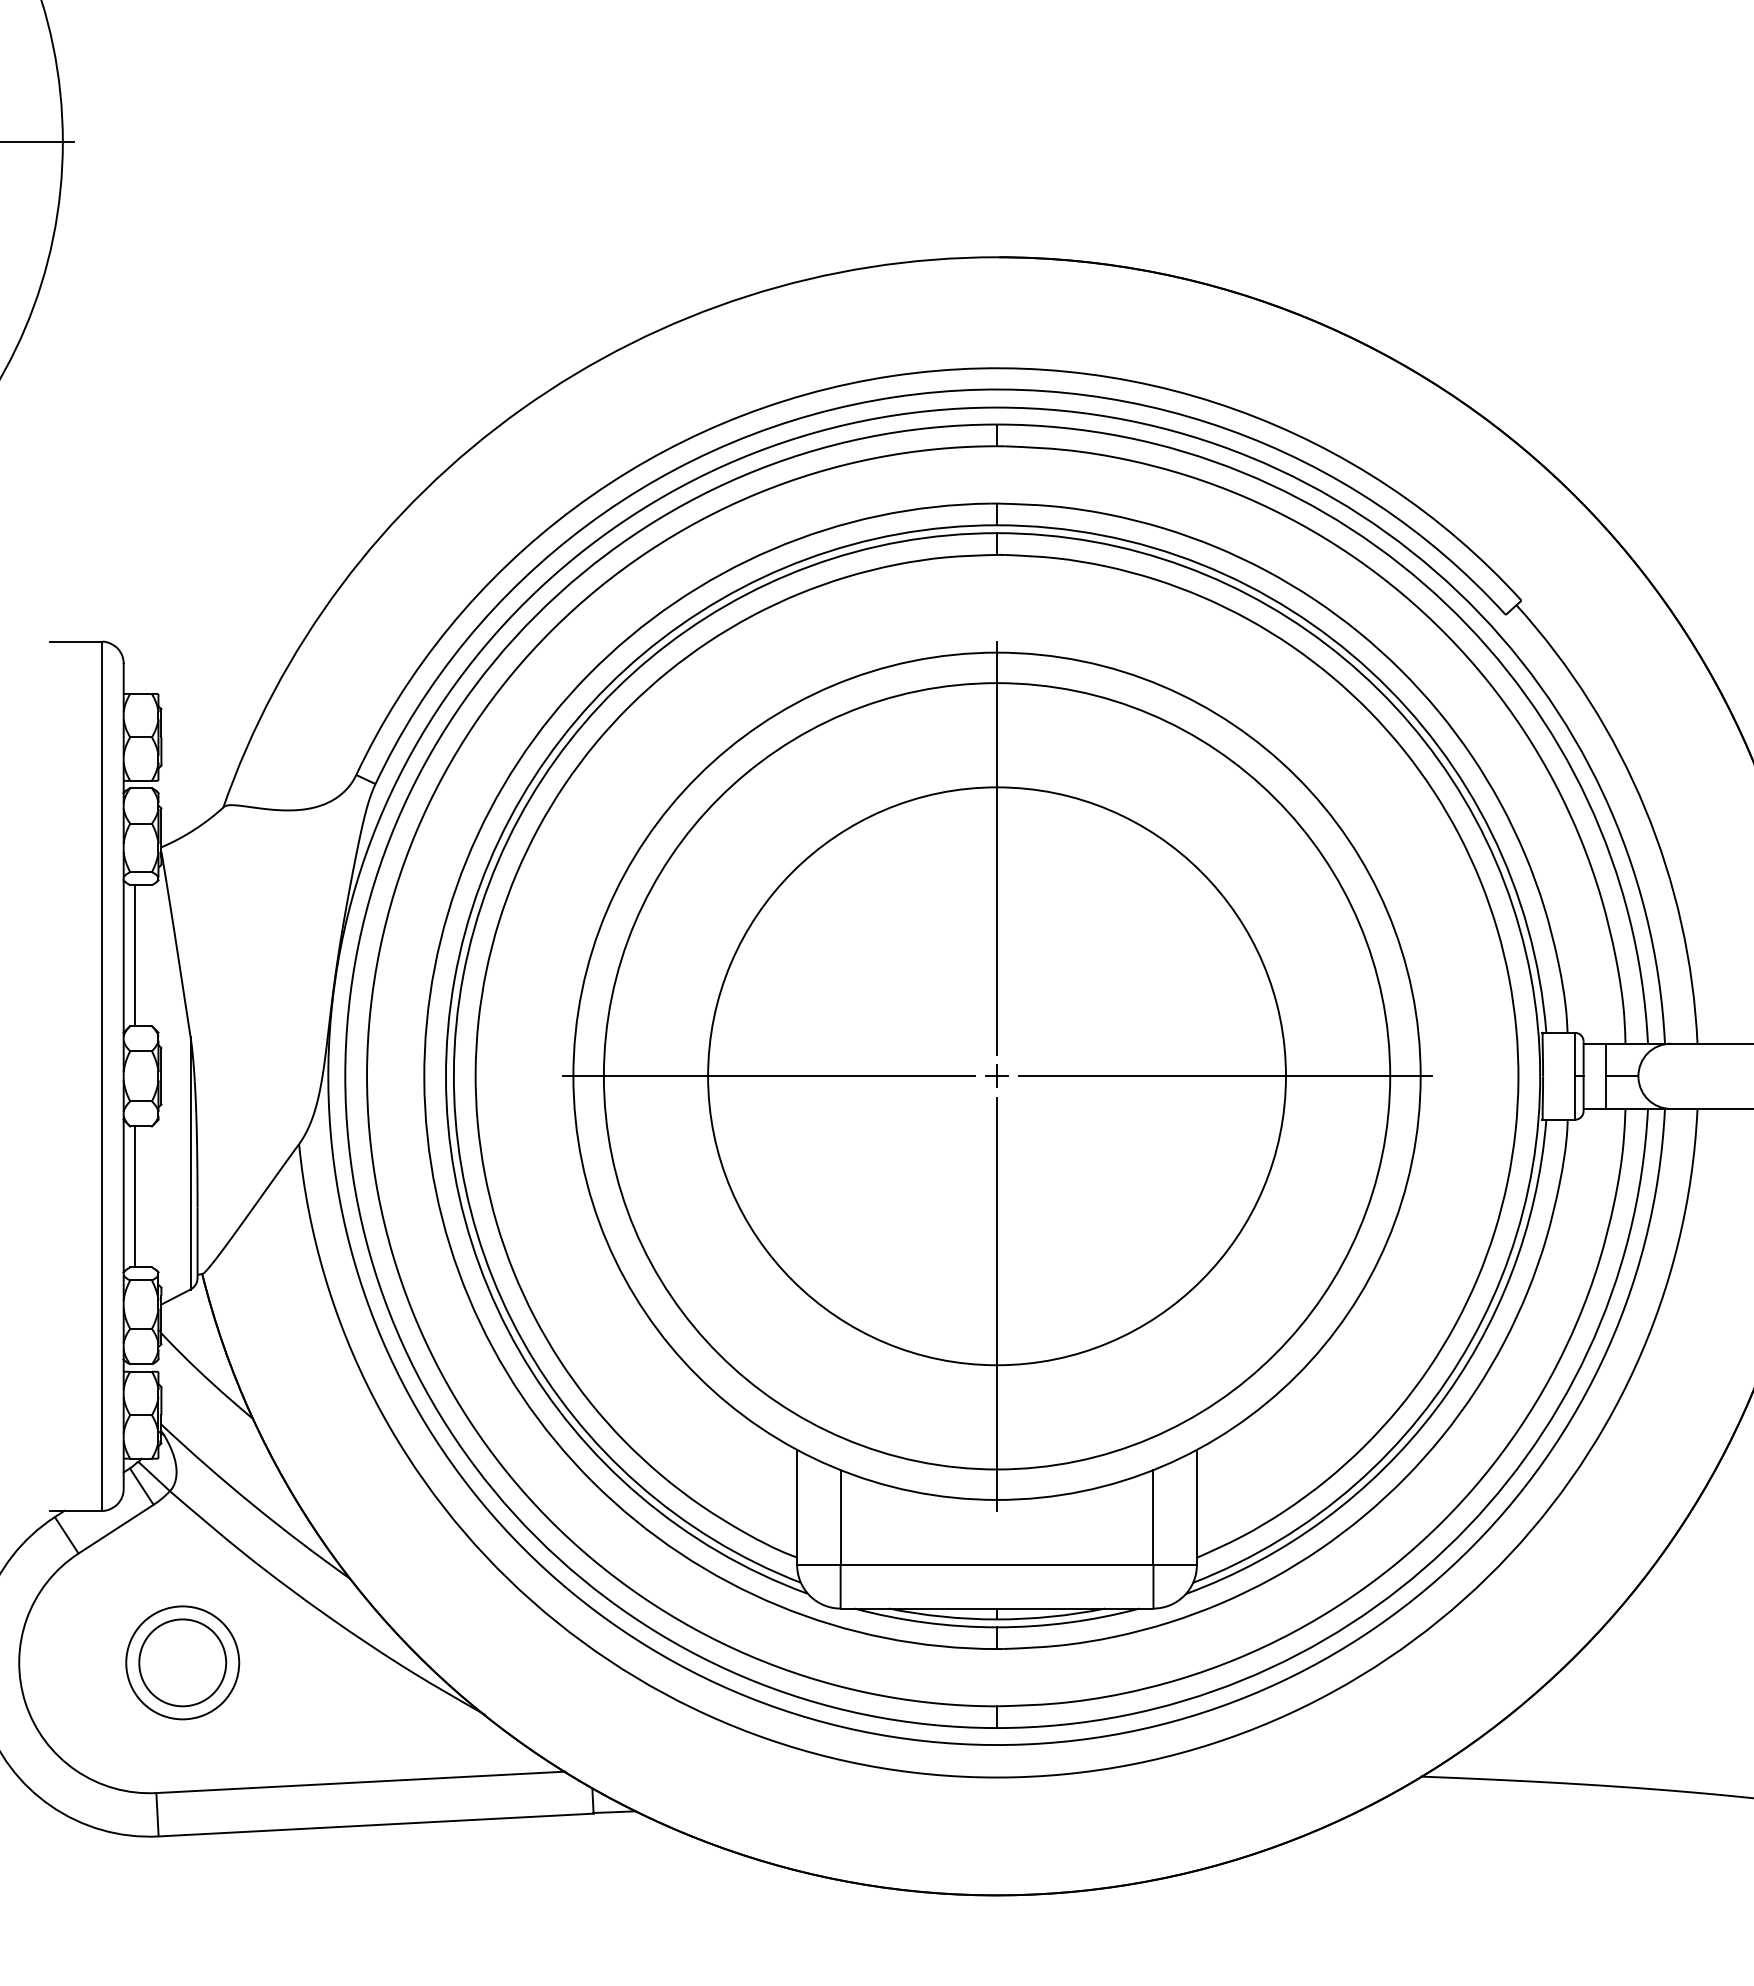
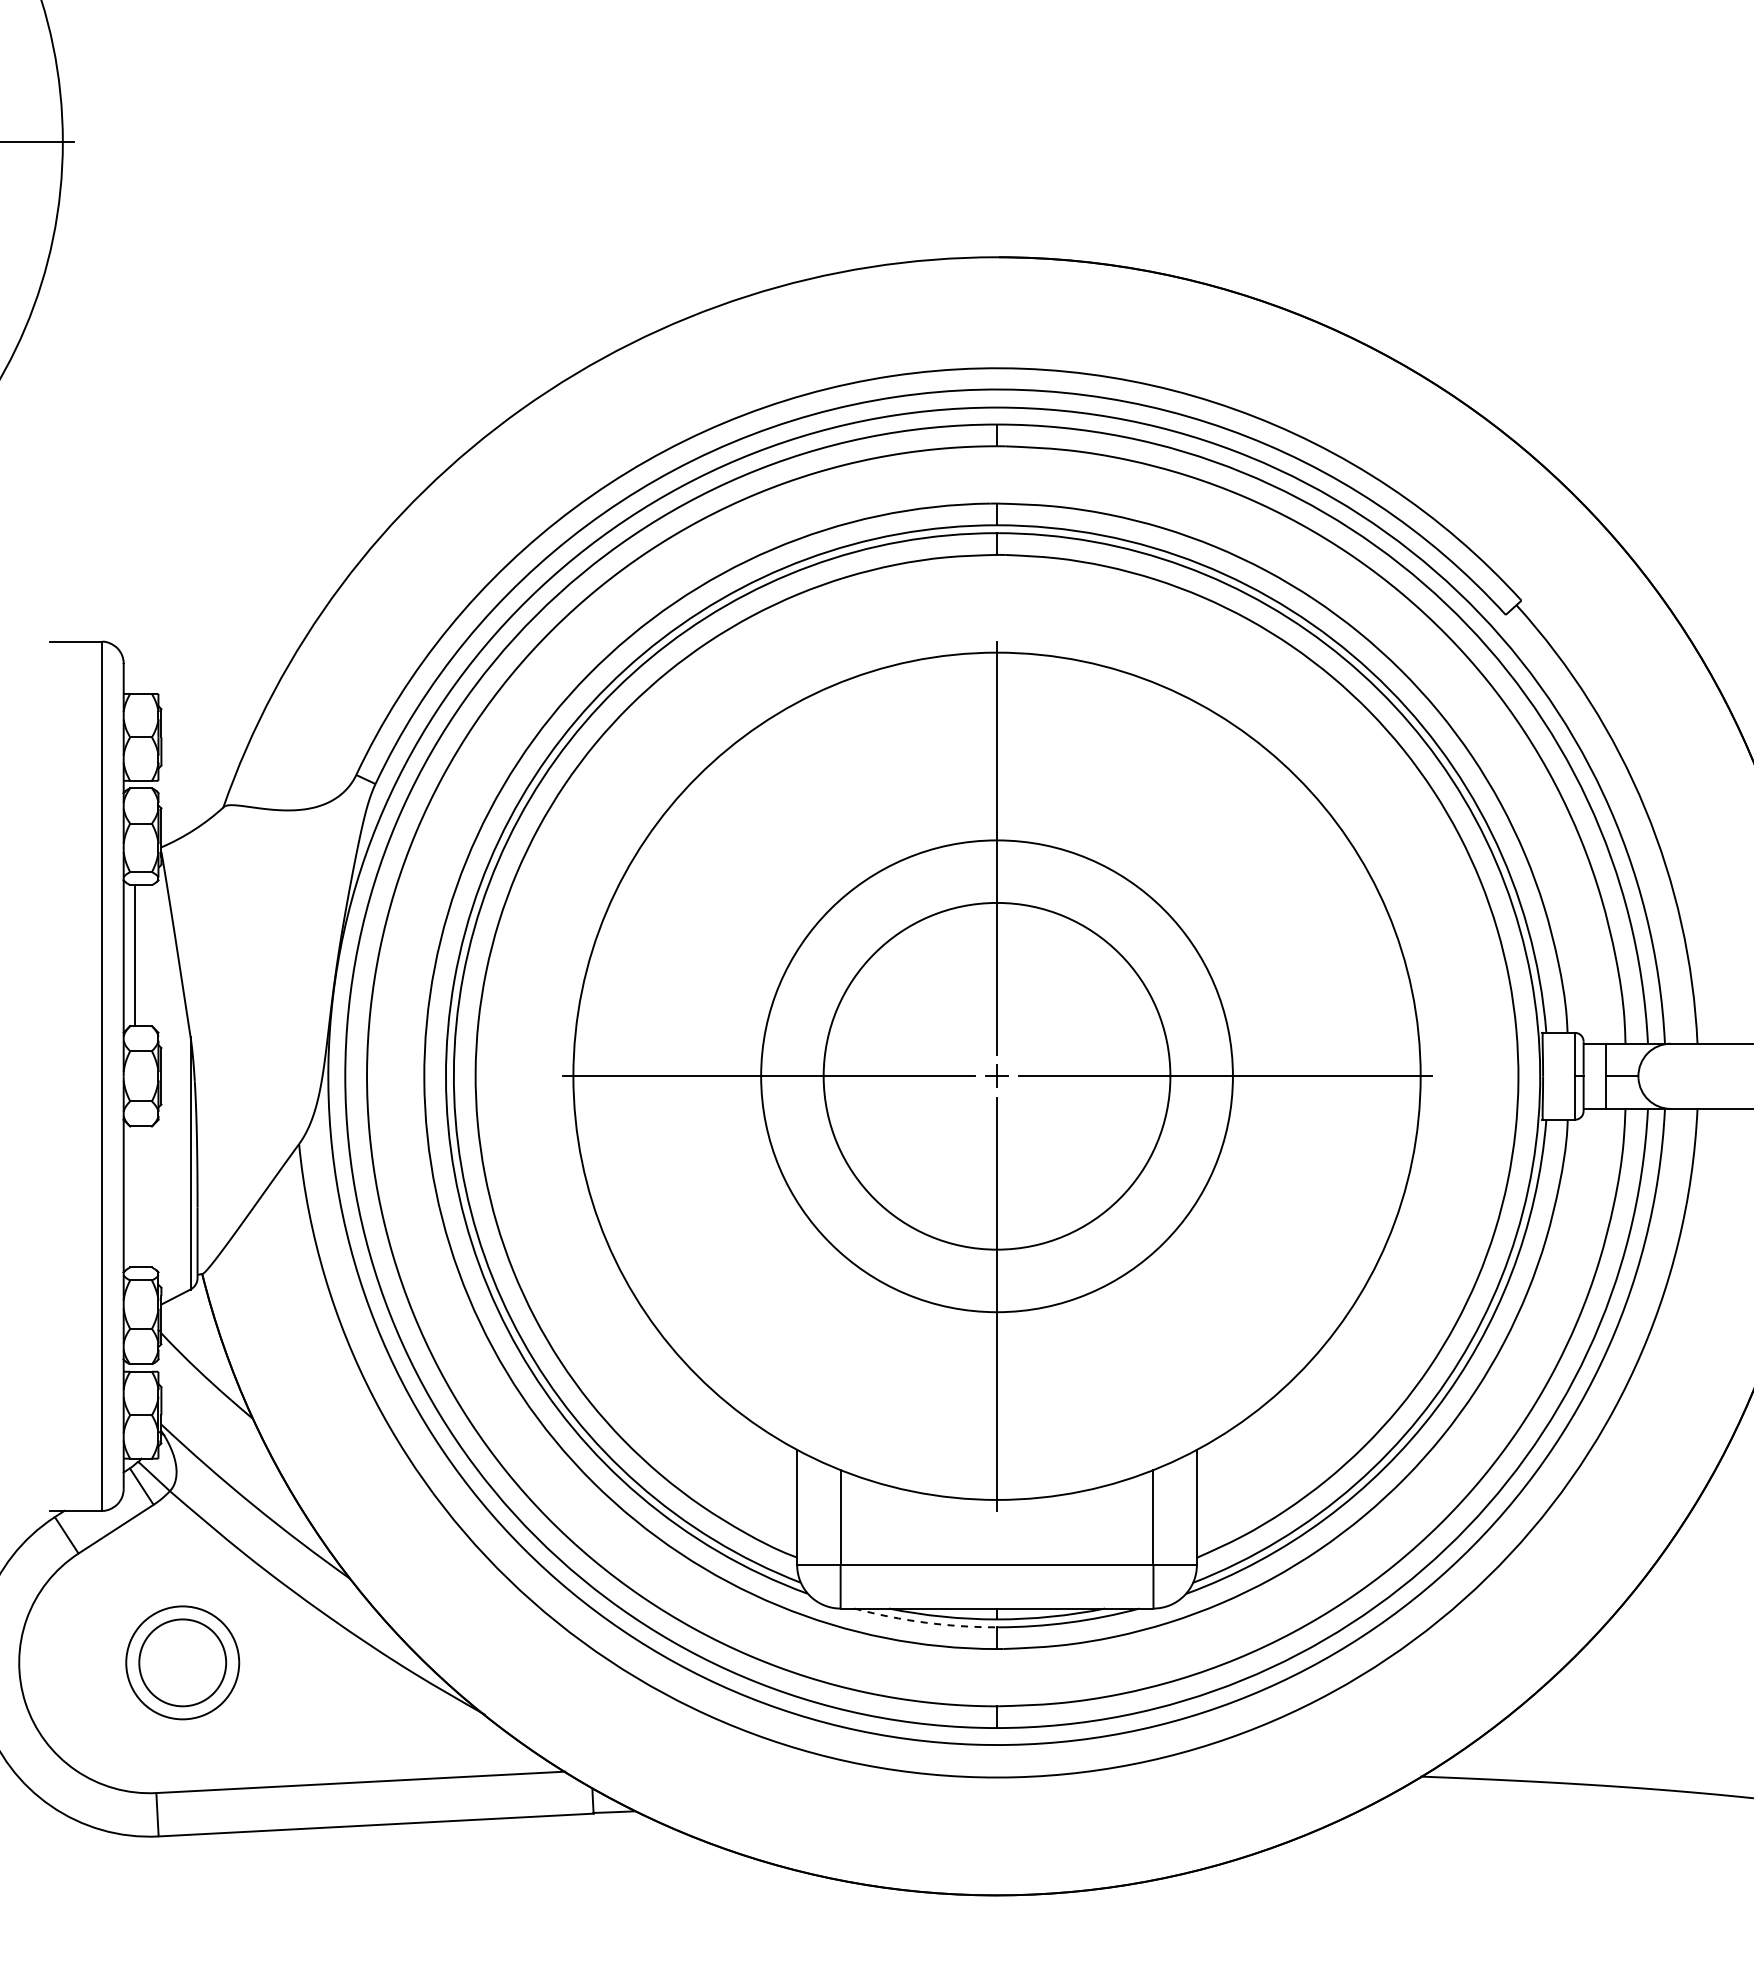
circle diameter: 578 px -> 347 px (996, 1075)
circle diameter: 786 px -> 472 px (996, 1076)
line: present -> none (135, 1196)
arc: solid -> dashed (925, 1622)
